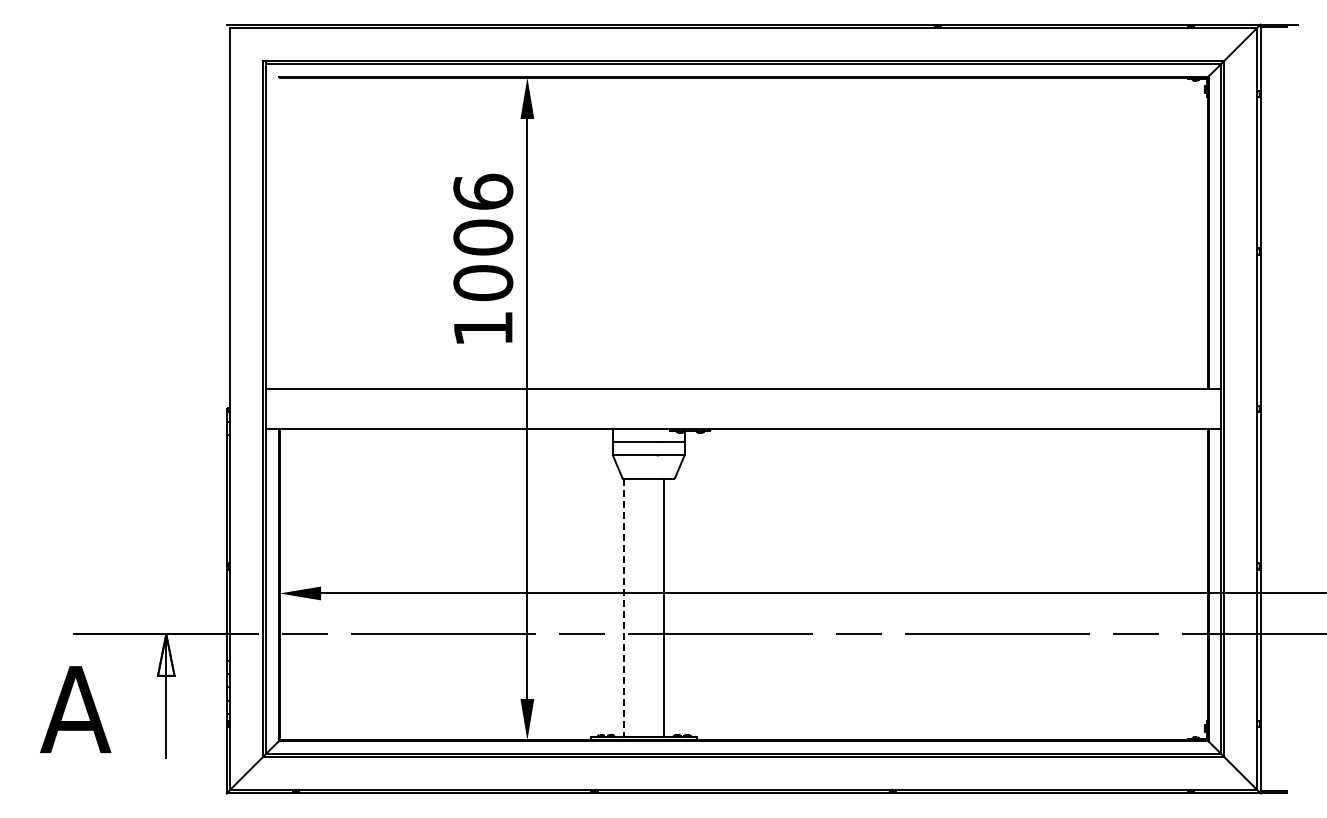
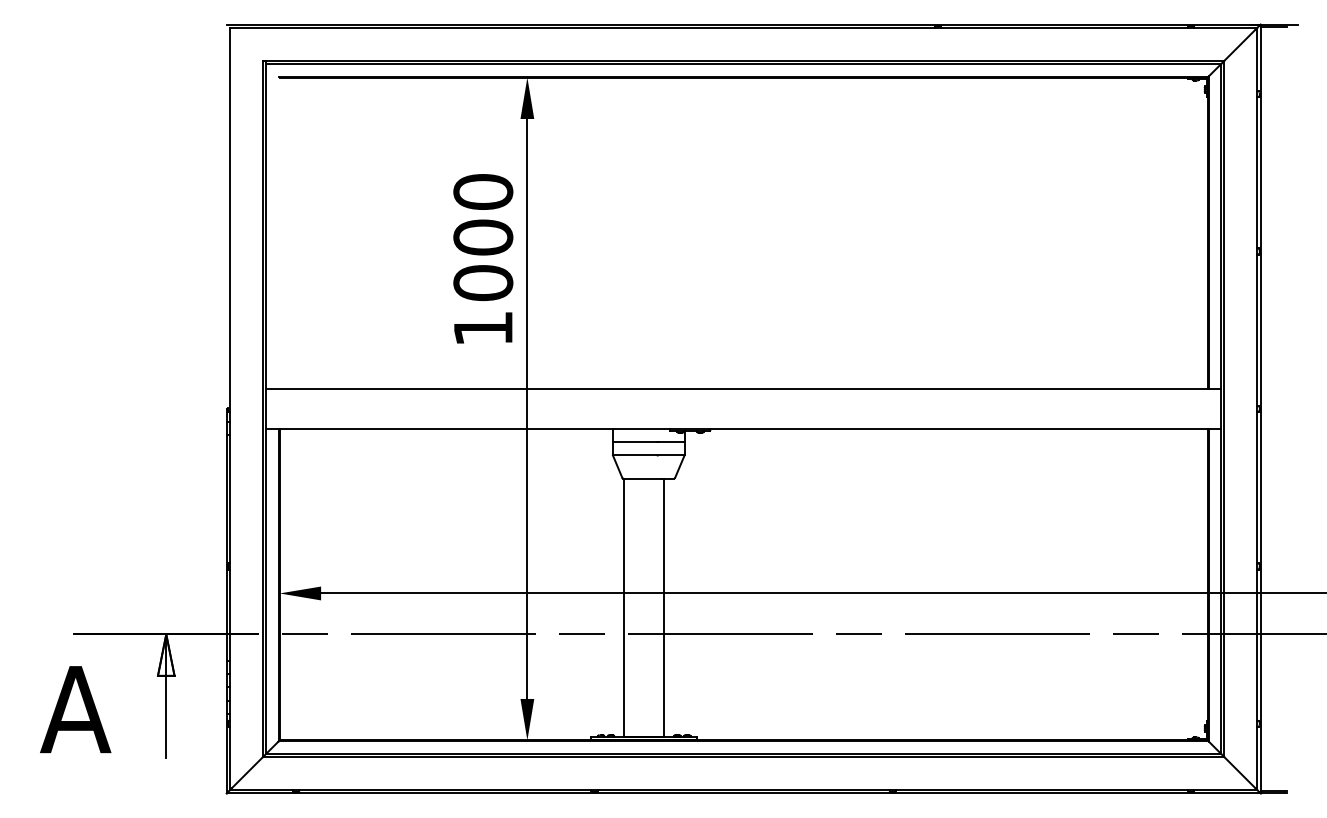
text: 1006 -> 1000 (483, 191)
line: dashed -> solid (624, 608)
